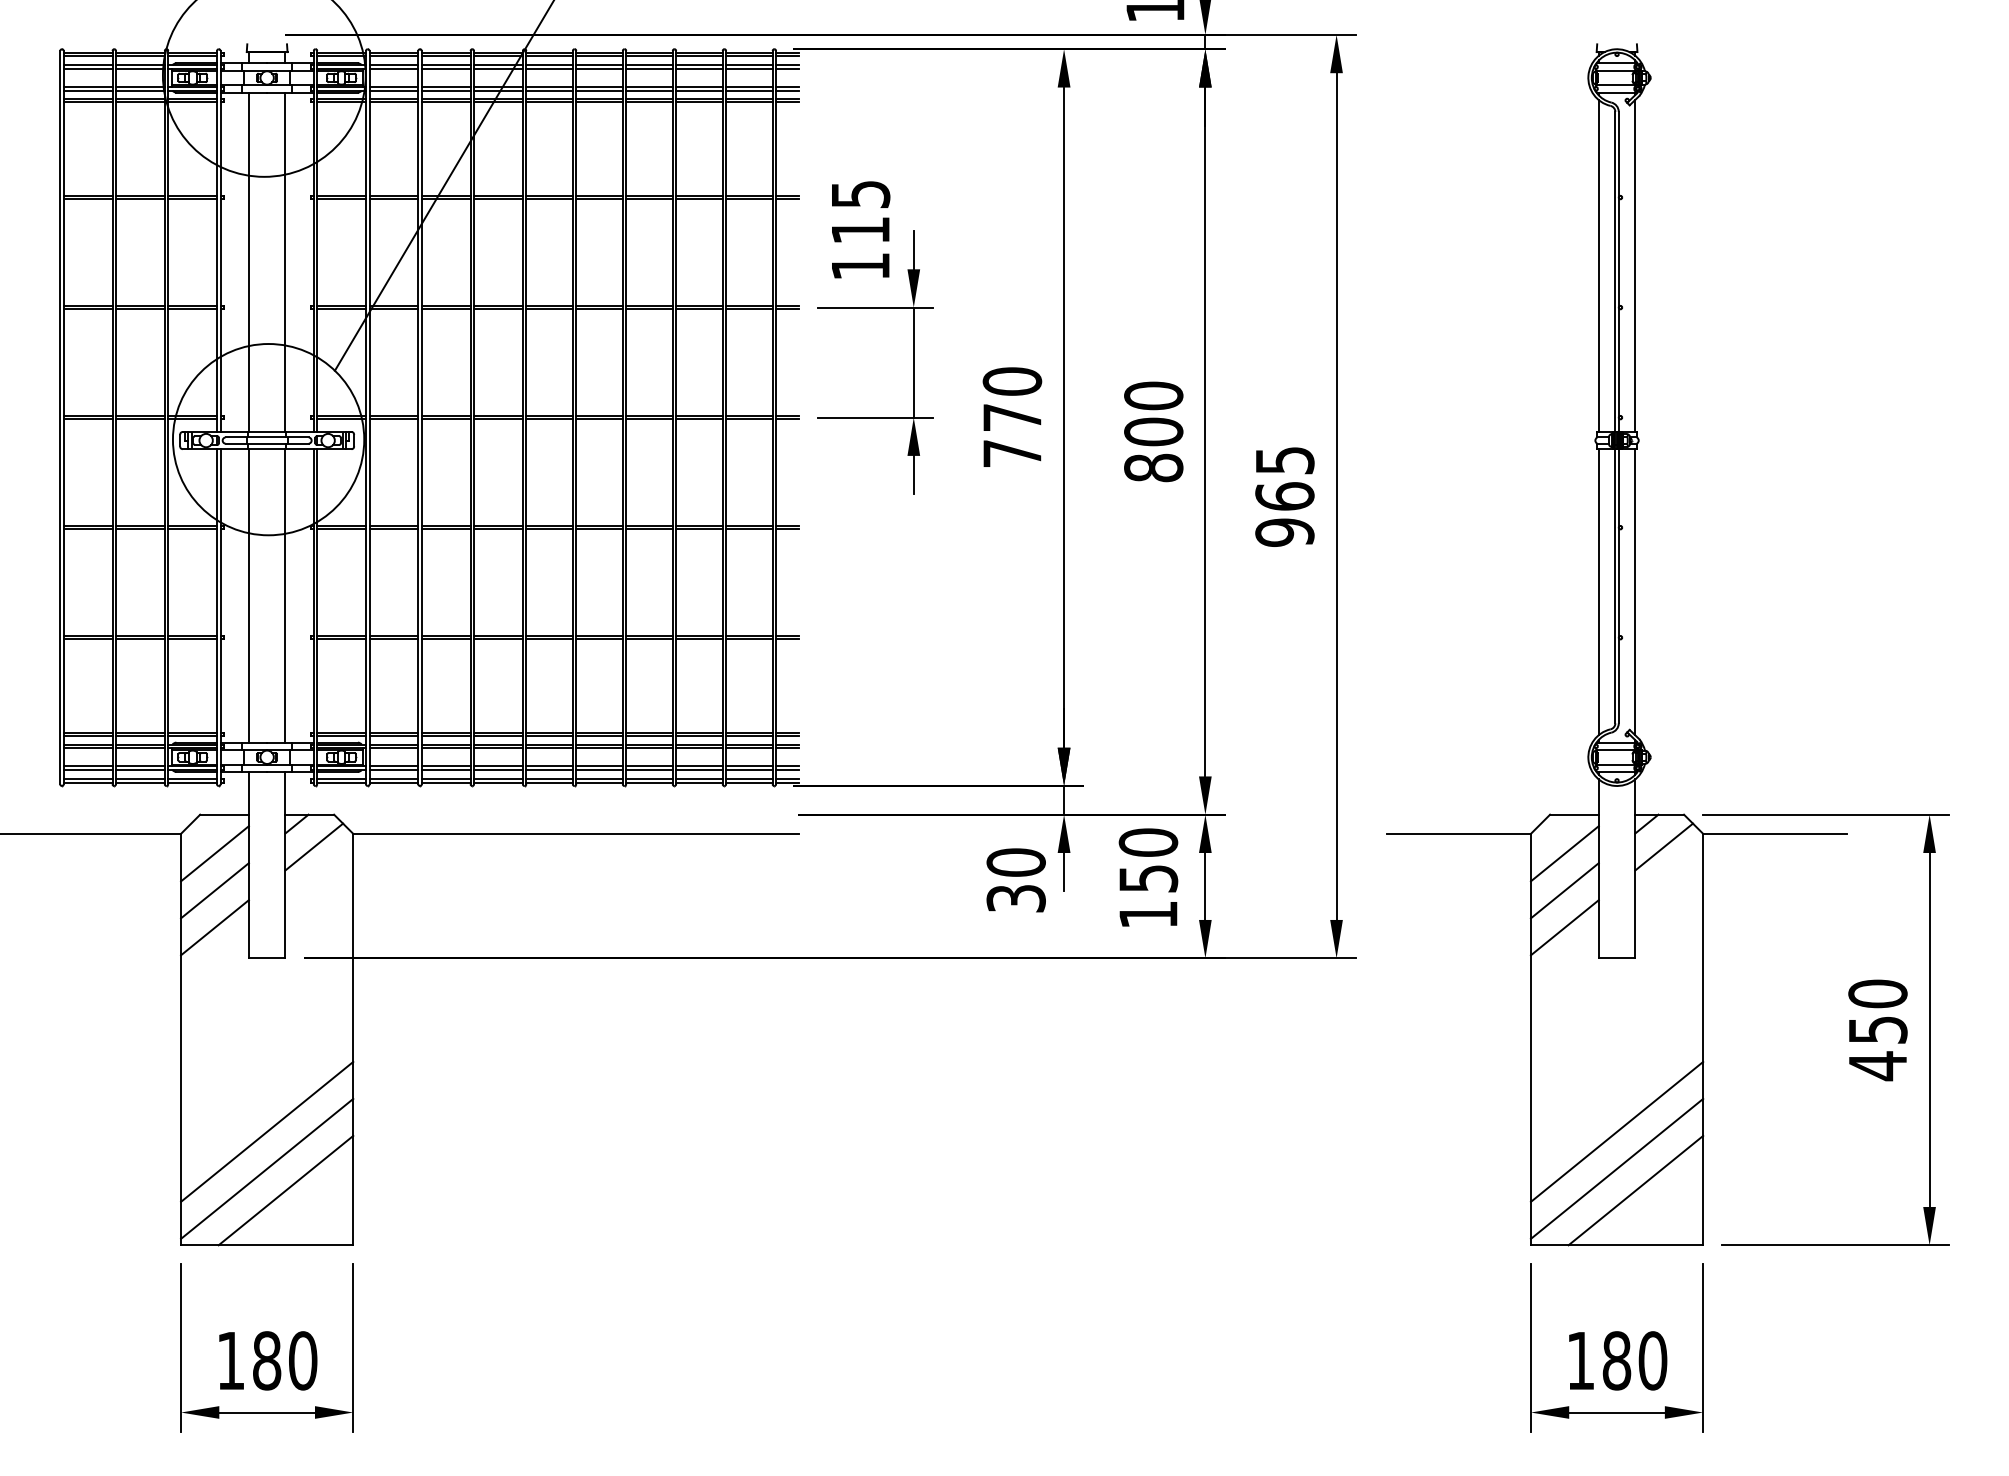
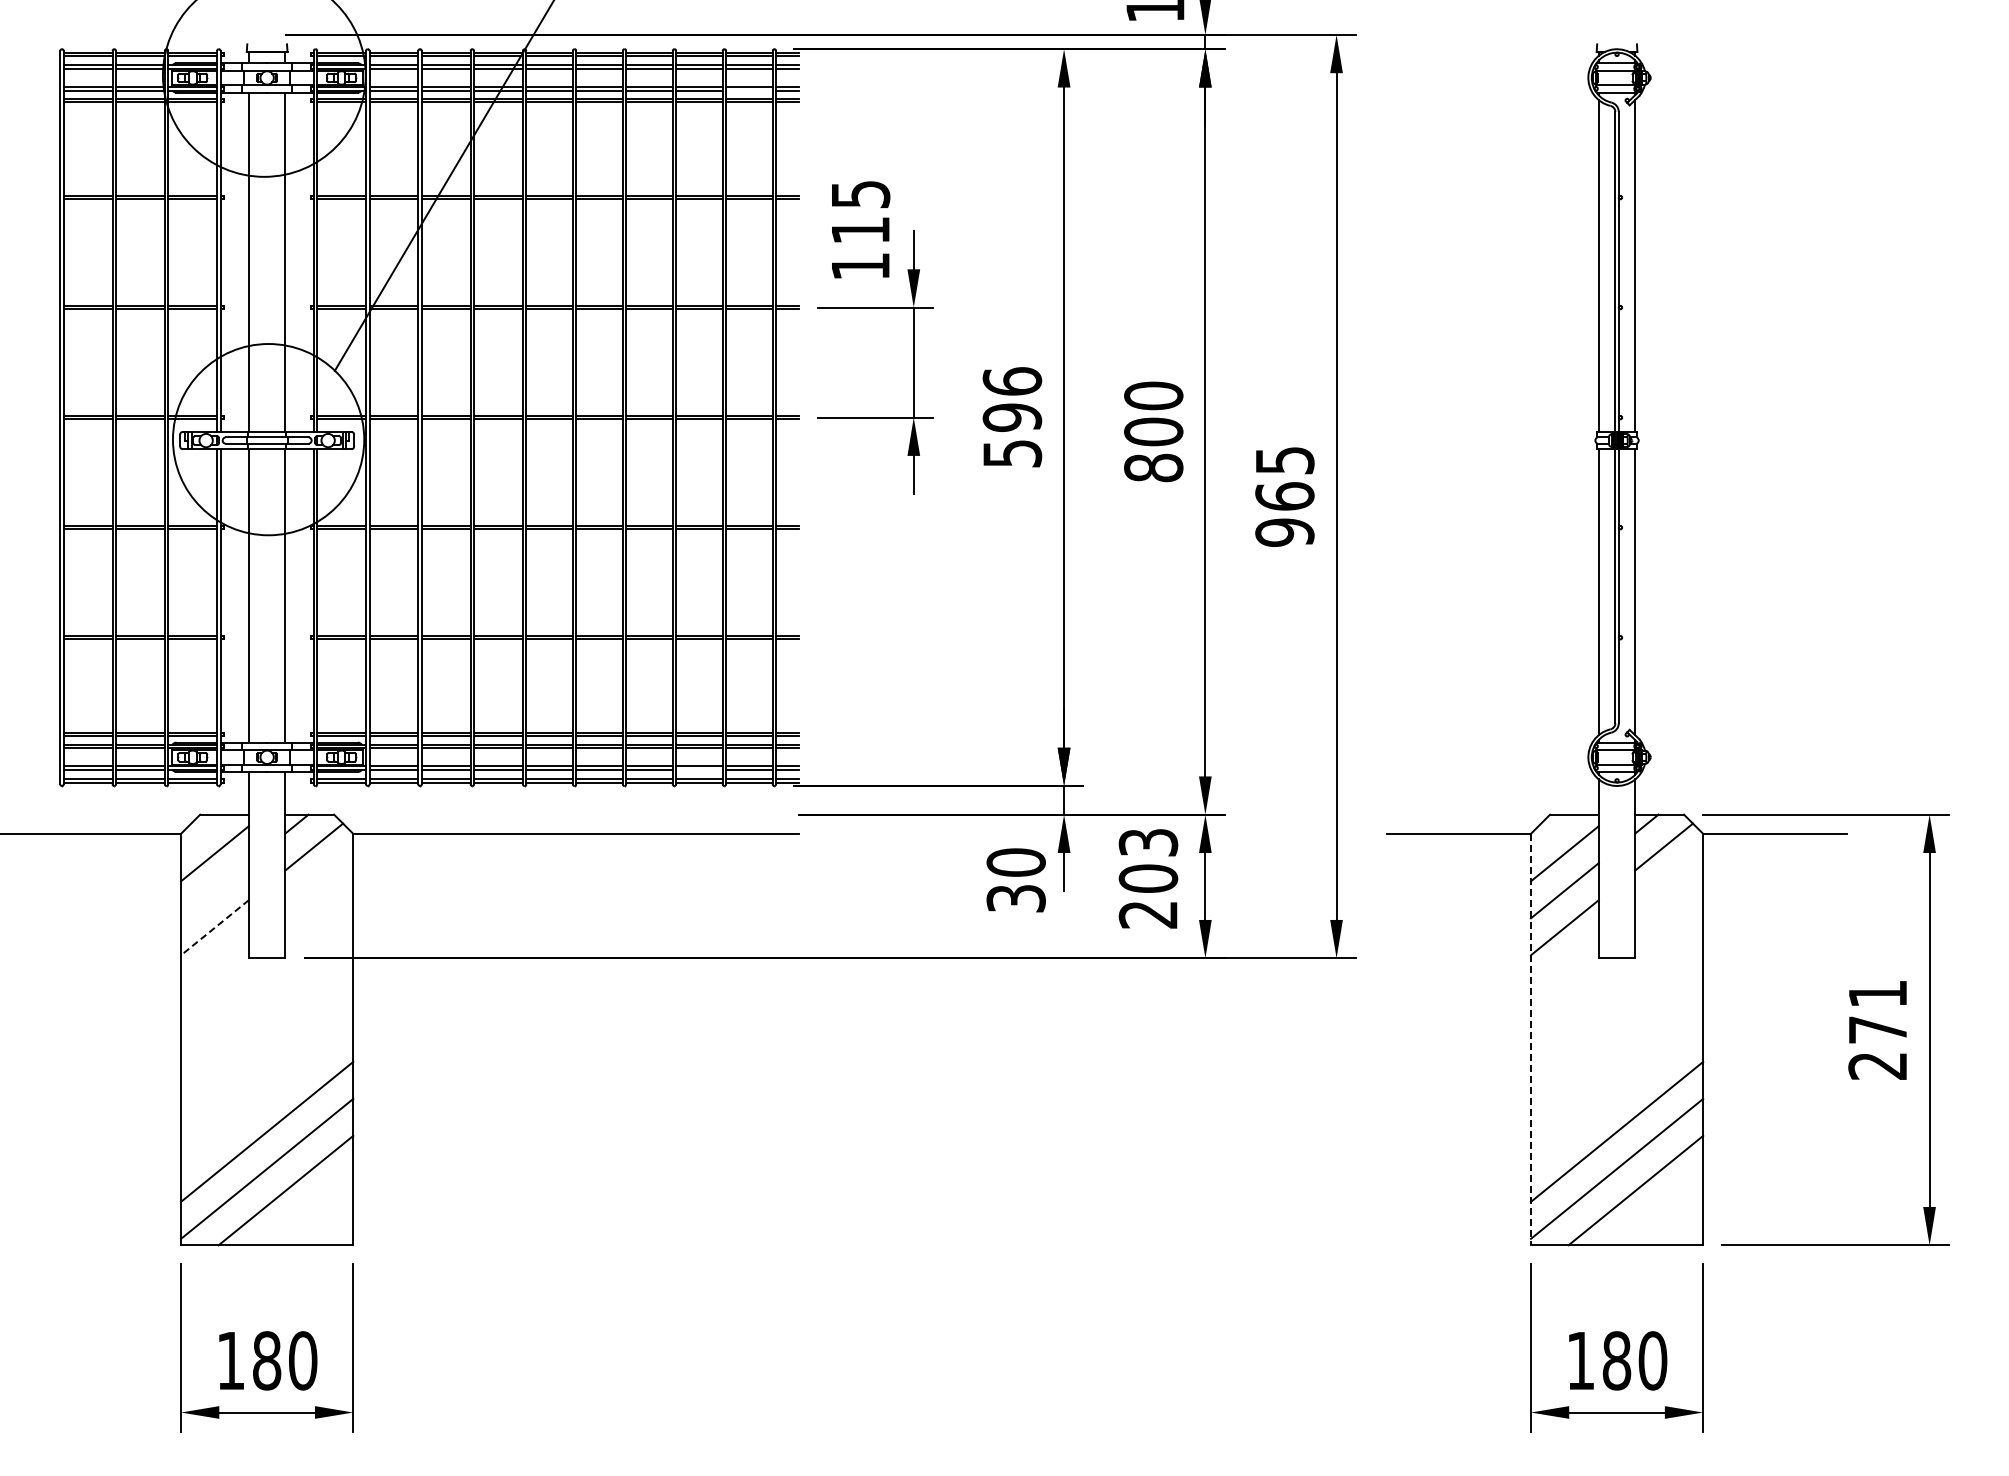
line: present -> none (749, 90)
text: 770 -> 596 (1012, 417)
line: present -> none (699, 769)
text: 150 -> 203 (1148, 878)
line: present -> none (214, 890)
line: solid -> dashed (214, 927)
text: 450 -> 271 (1877, 1030)
line: solid -> dashed (1530, 1039)
